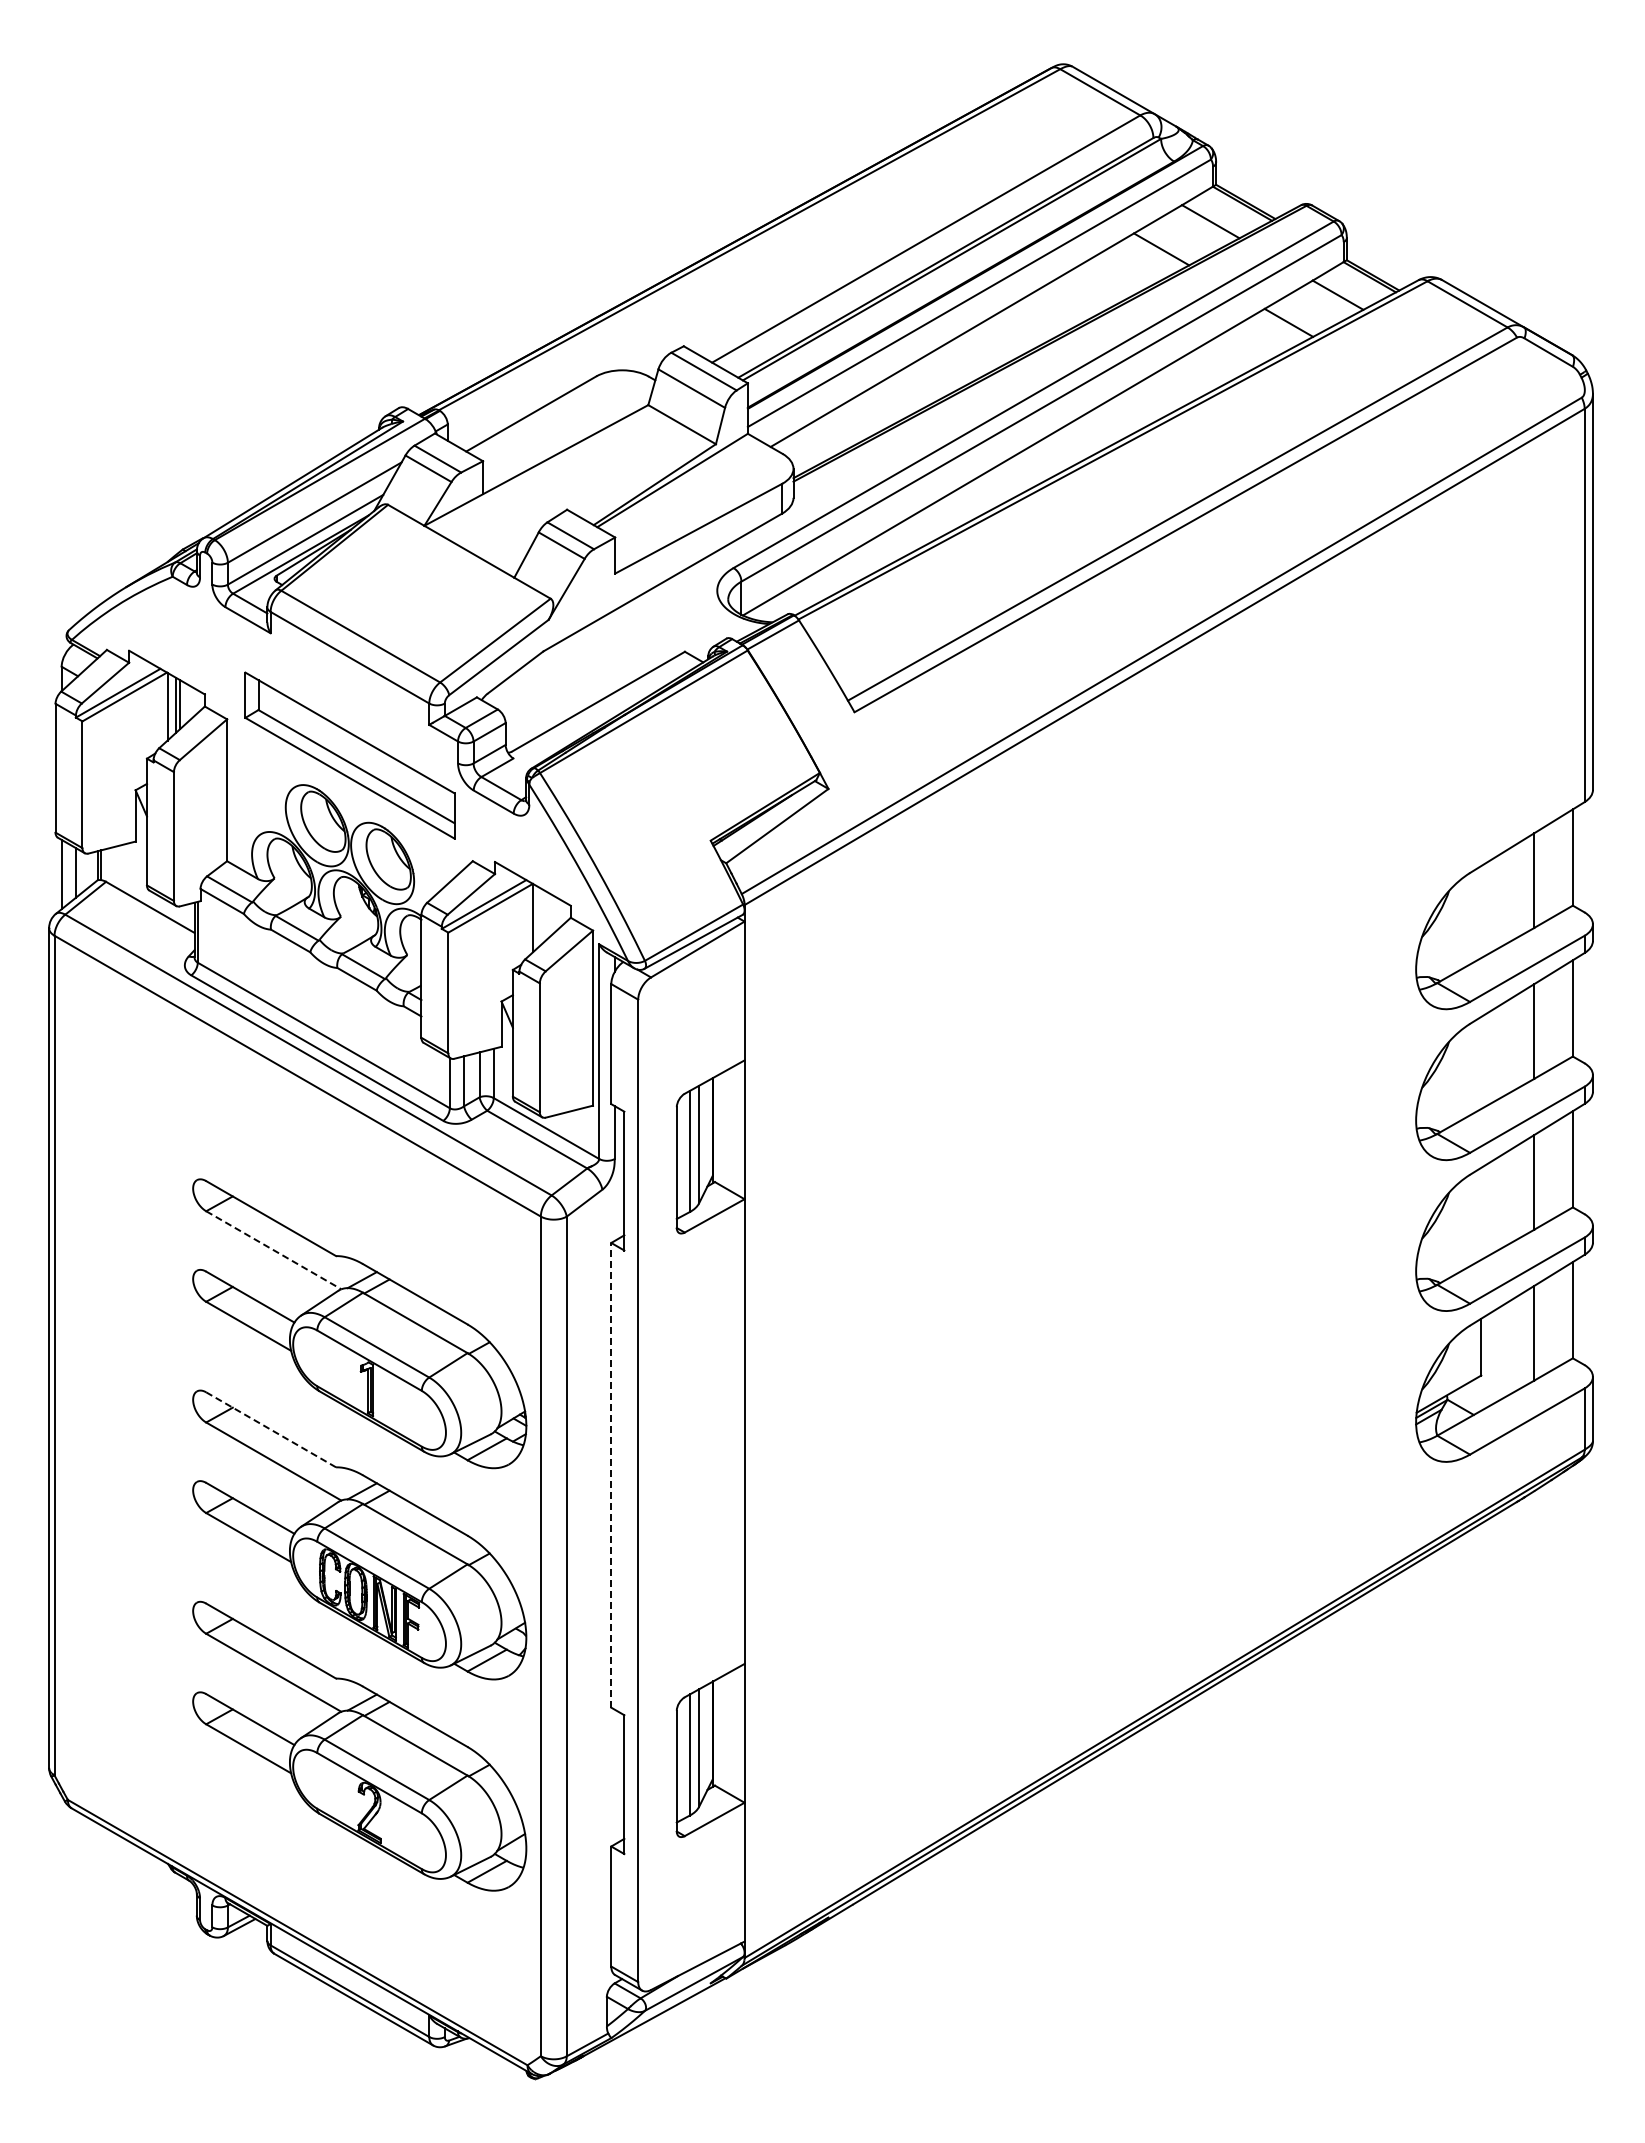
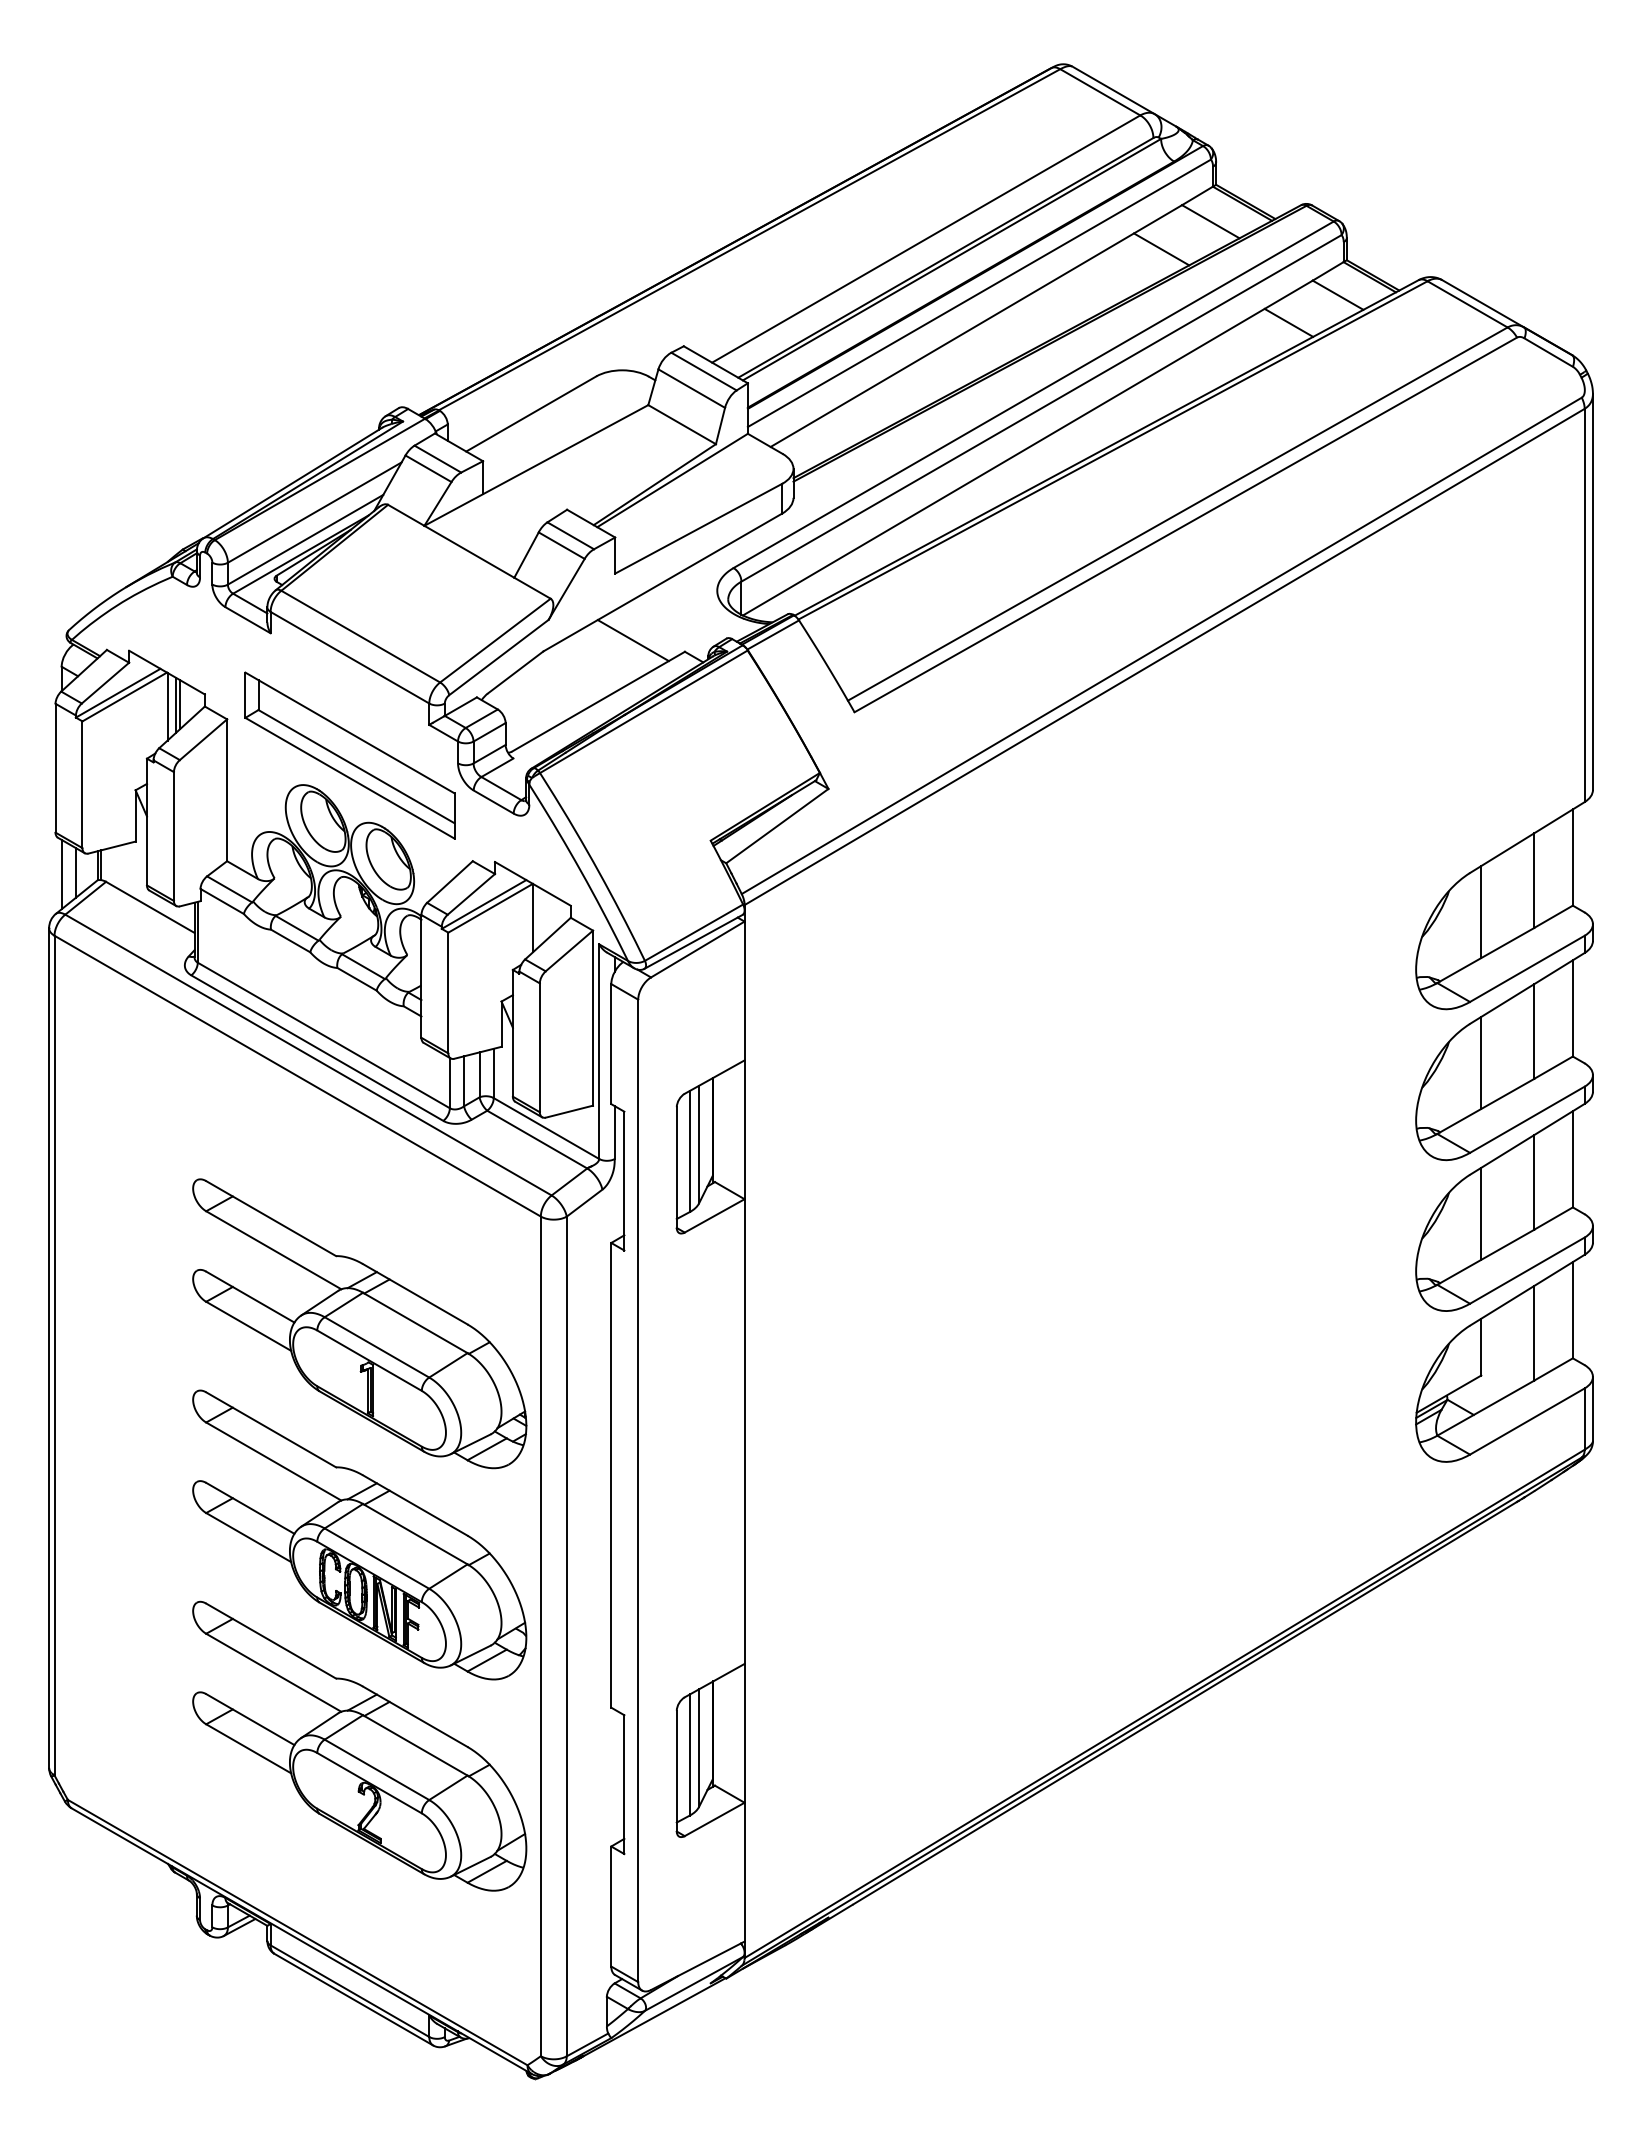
line: none -> present (632, 640)
line: none -> present (1481, 912)
line: none -> present (1481, 1062)
line: none -> present (1481, 1213)
line: dashed -> solid (273, 1250)
line: dashed -> solid (271, 1429)
line: dashed -> solid (611, 1474)
